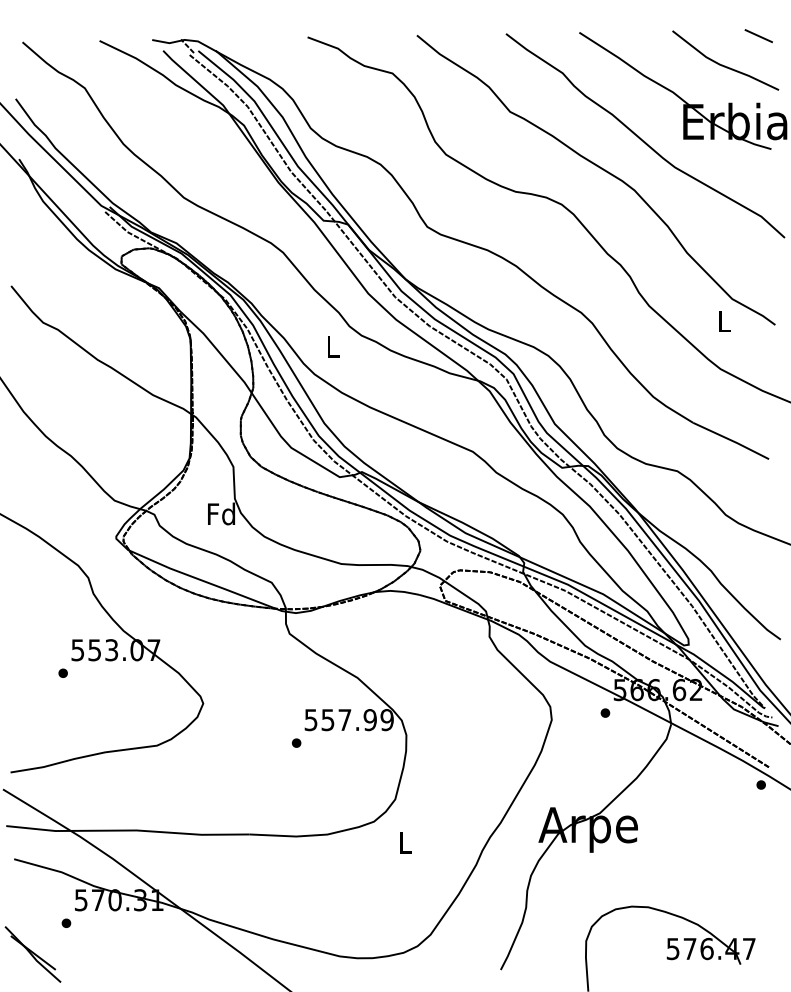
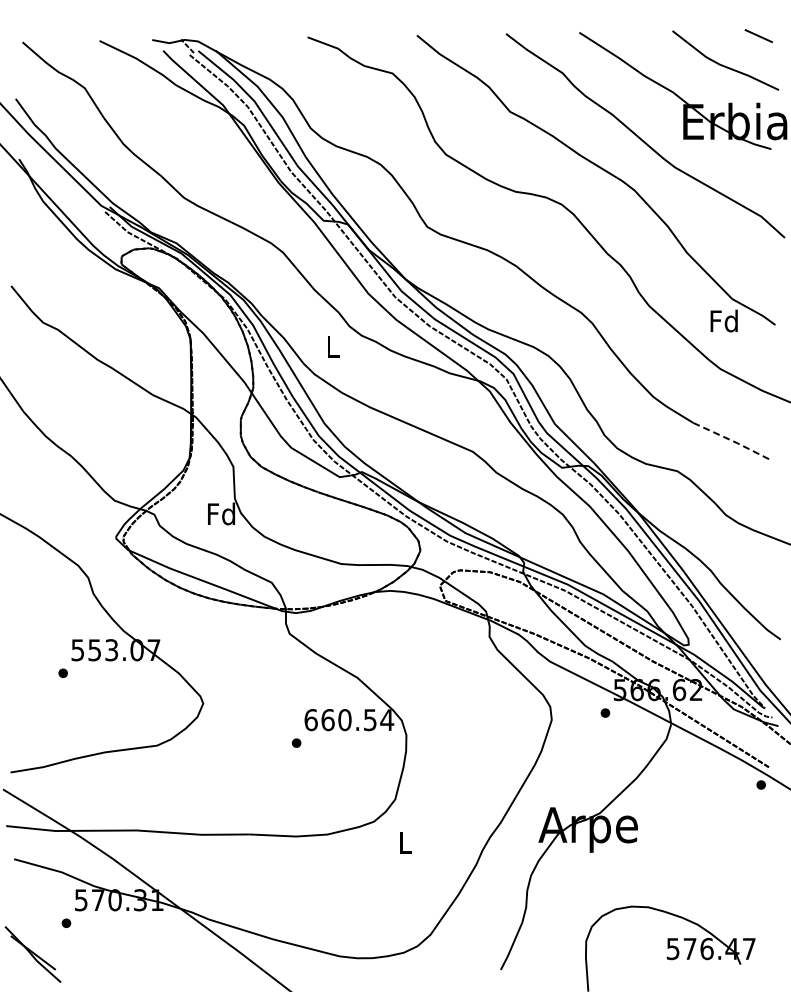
text: L -> Fd (723, 320)
line: solid -> dashed (732, 440)
text: 557.99 -> 660.54 (349, 720)
